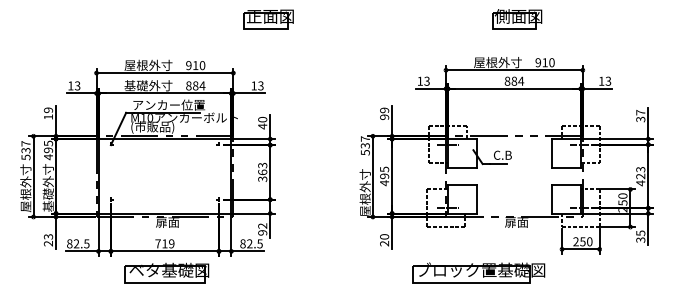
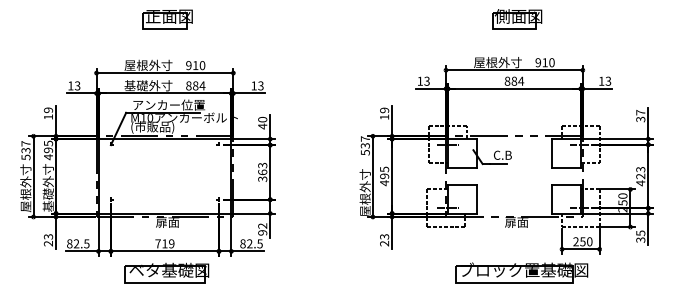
part position: (268, 19) -> (167, 19) (167, 19)
text: 99 -> 19 (384, 116)
text: 20 -> 23 (384, 236)
part position: (478, 272) -> (521, 272) (521, 272)
